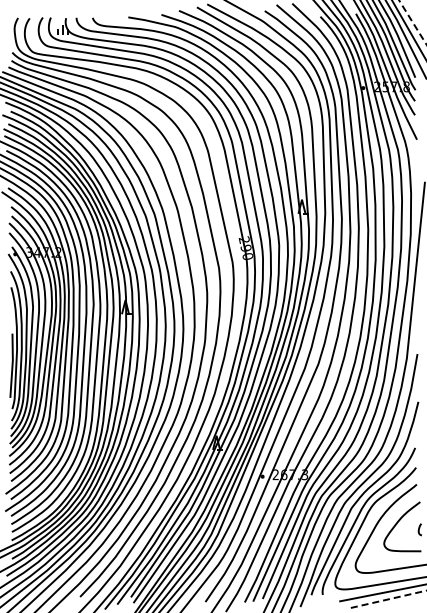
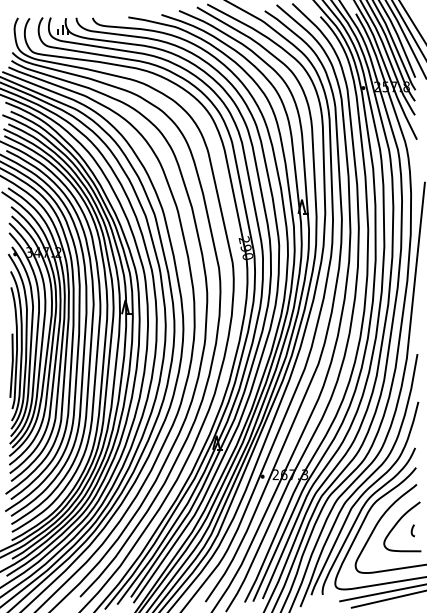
line: dashed -> solid (413, 23)
curve position: (419, 529) -> (412, 530) (412, 530)
line: dashed -> solid (388, 599)
